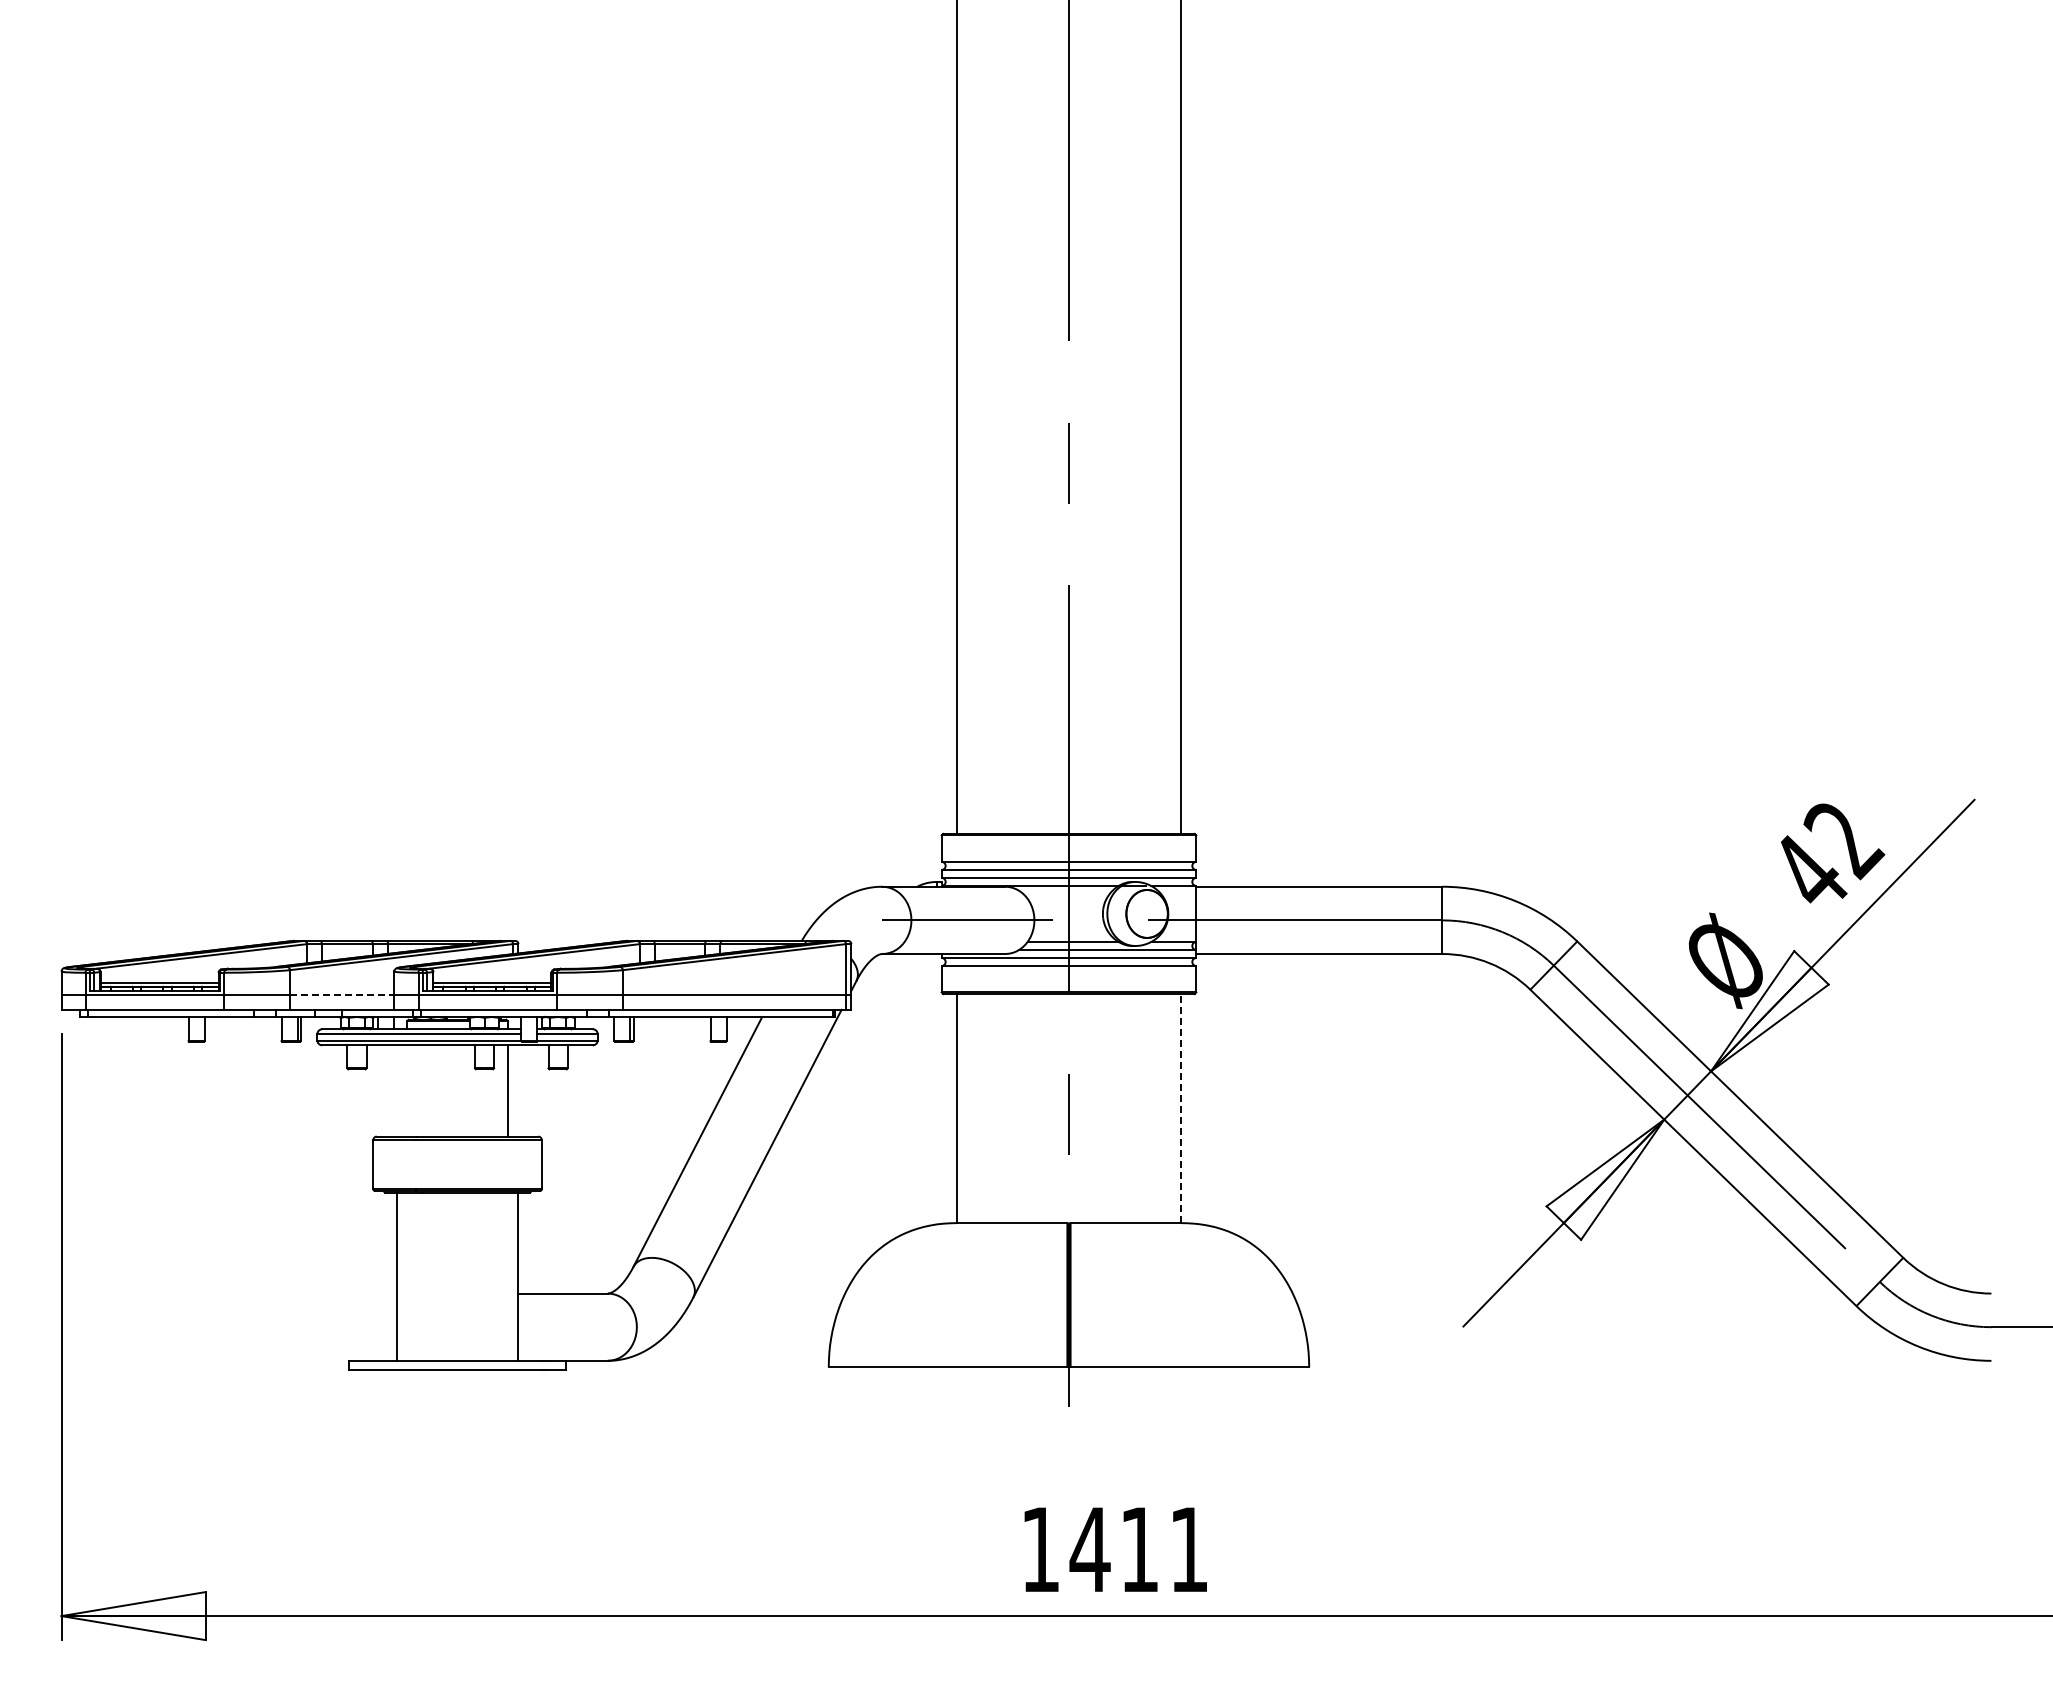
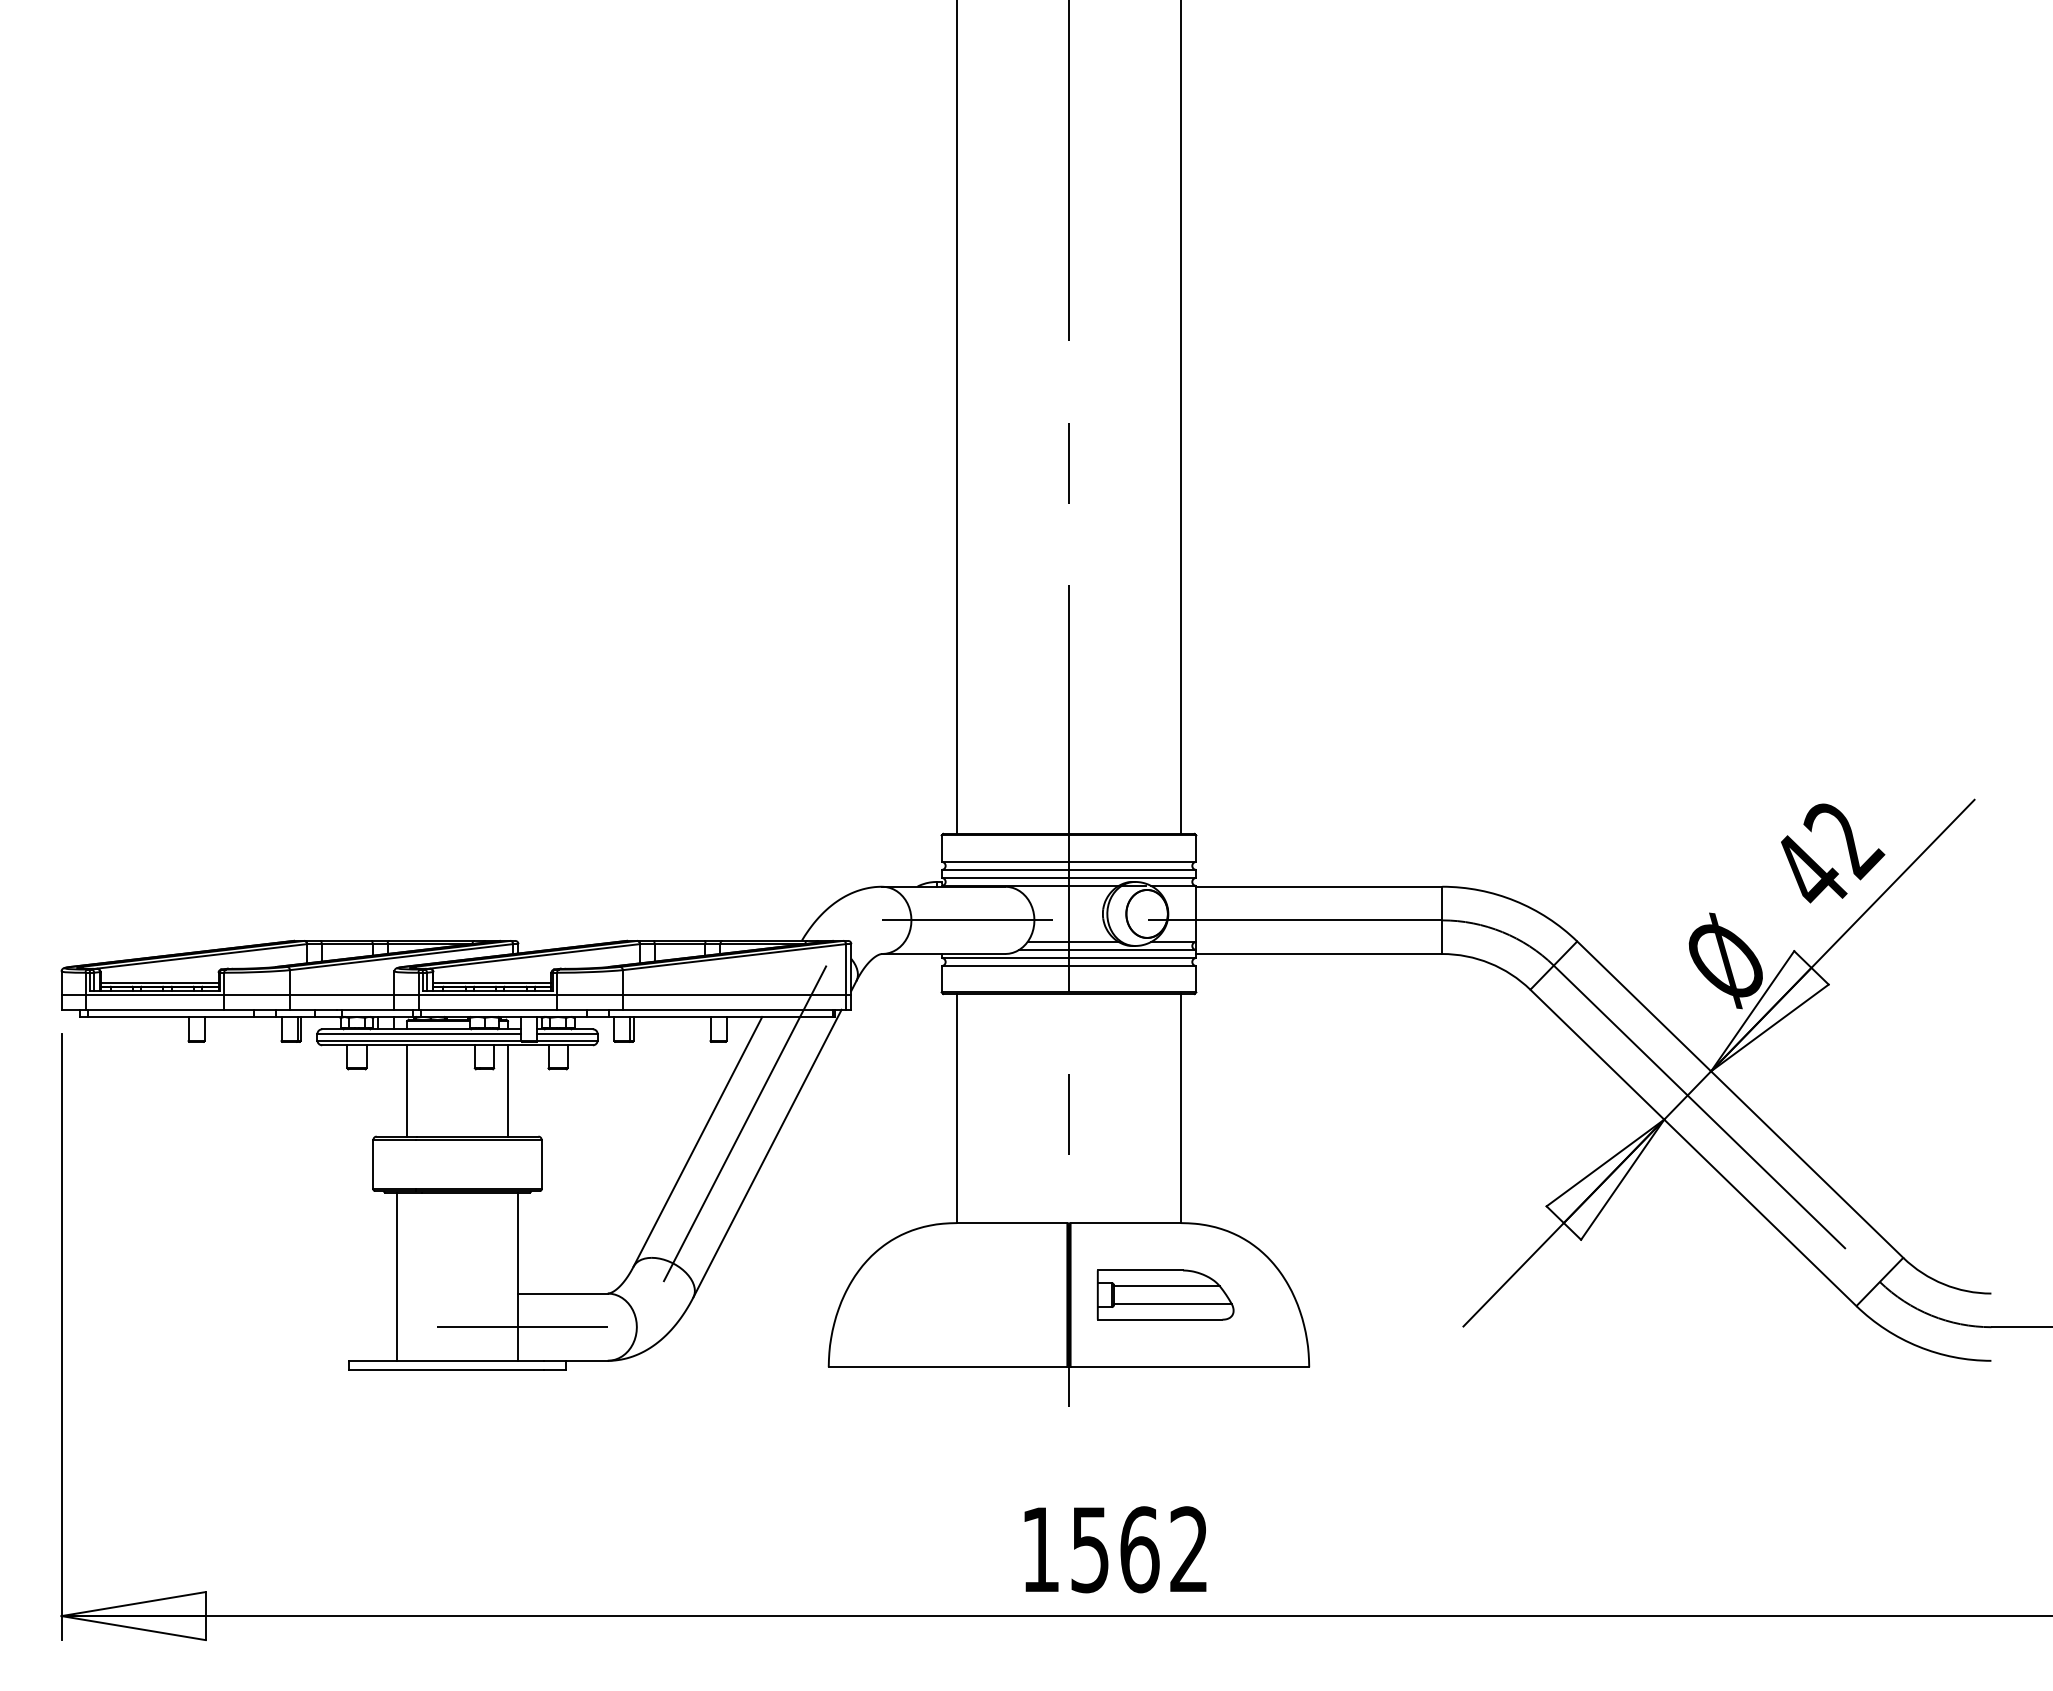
line: dashed -> solid (342, 995)
line: none -> present (407, 1090)
line: dashed -> solid (1181, 1108)
line: none -> present (744, 1123)
part: none -> present (1165, 1294)
line: none -> present (521, 1327)
text: 1411 -> 1562 (1137, 1549)
